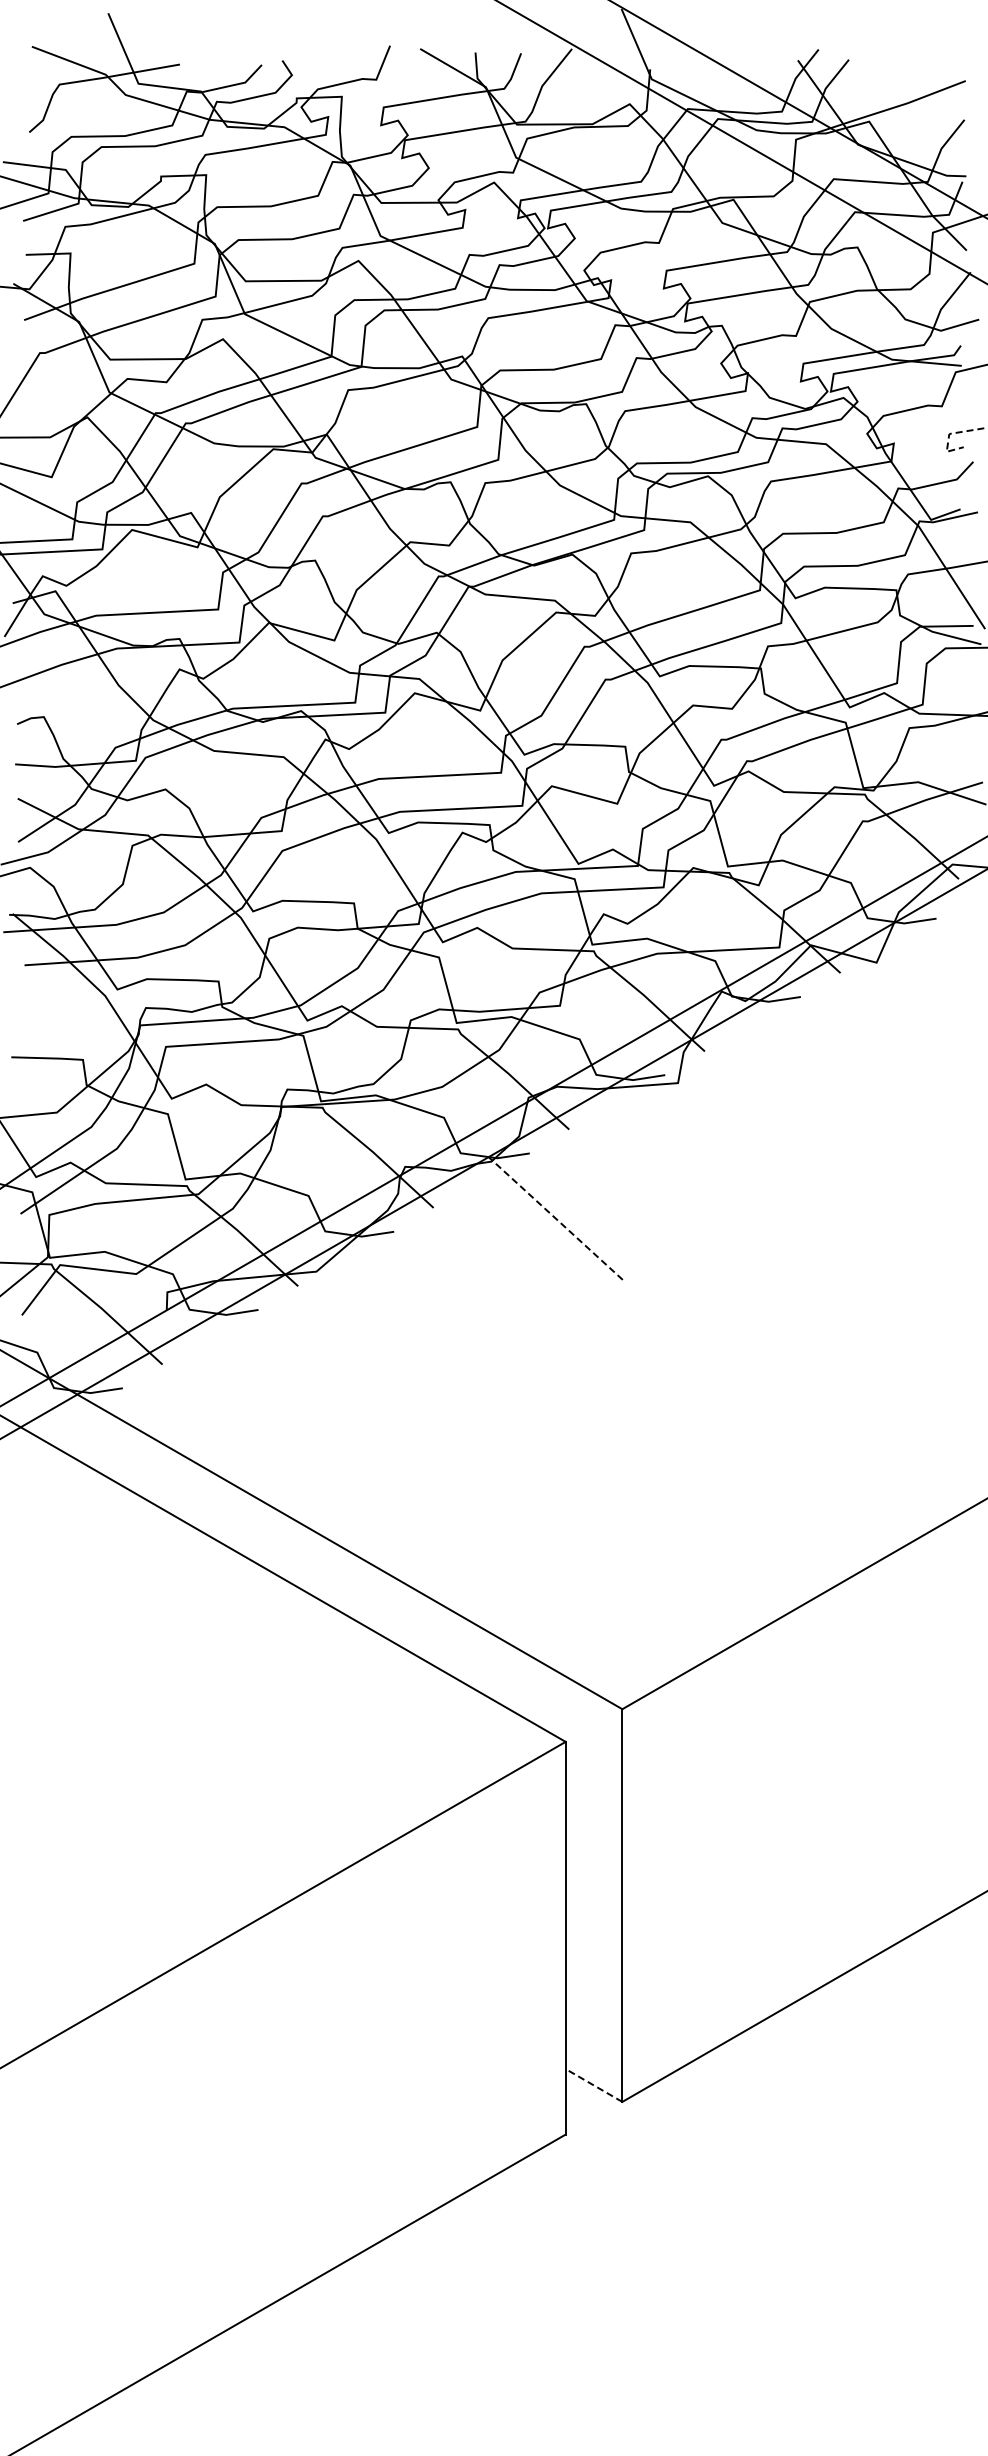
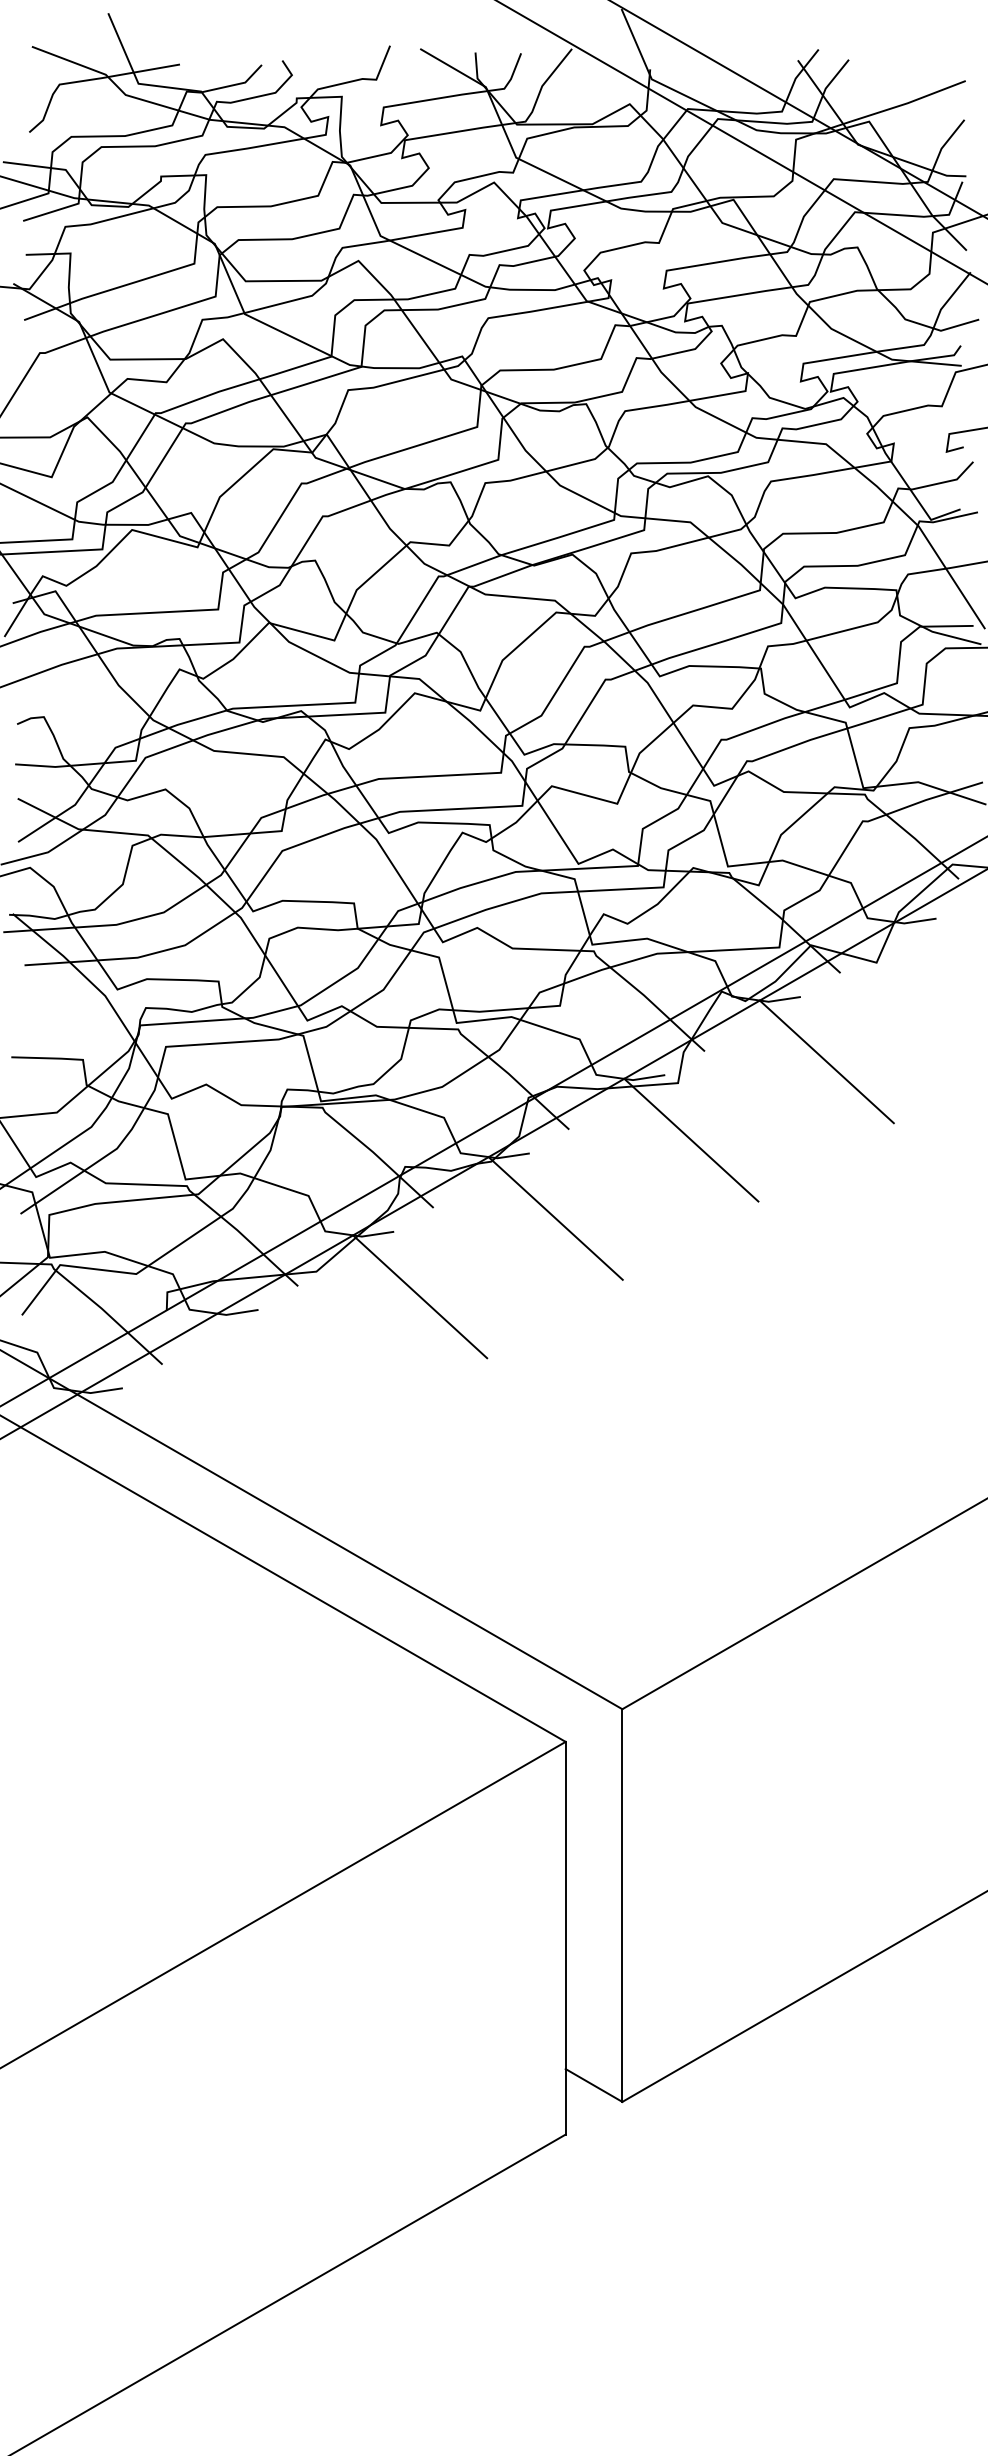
line: dashed -> solid (949, 433)
line: none -> present (826, 1061)
line: none -> present (691, 1139)
line: dashed -> solid (555, 1218)
line: none -> present (420, 1296)
line: dashed -> solid (594, 2085)
